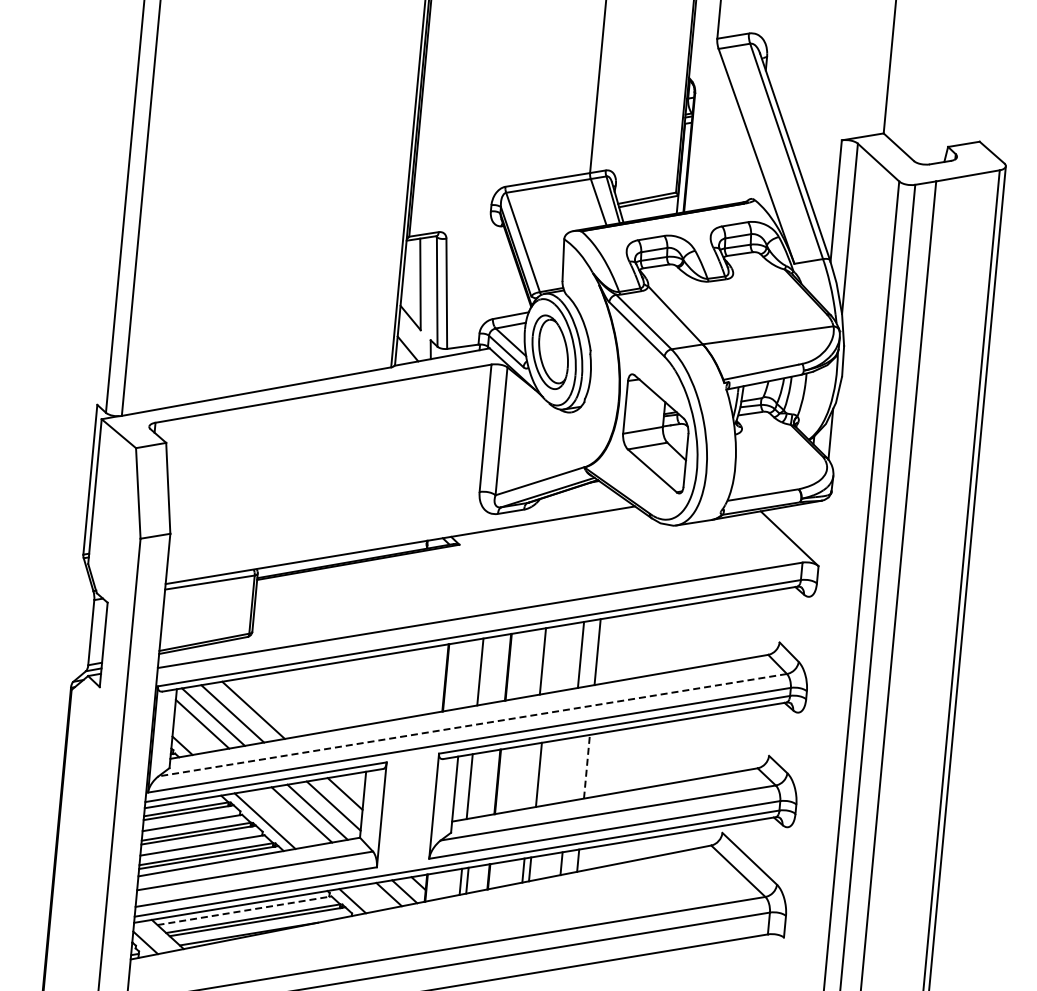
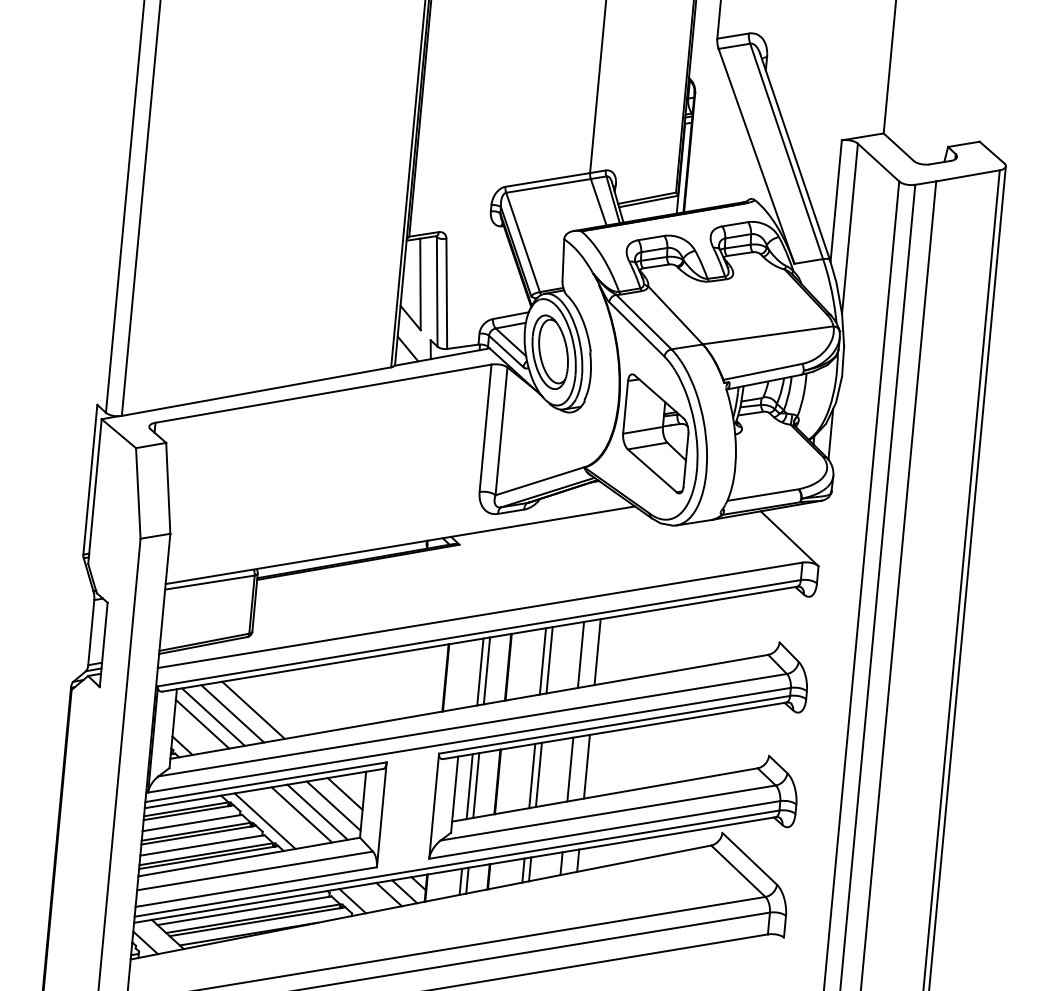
line: none -> present (549, 660)
line: none -> present (486, 670)
line: dashed -> solid (472, 725)
line: dashed -> solid (586, 766)
line: none -> present (570, 769)
line: none -> present (532, 775)
line: none -> present (476, 785)
line: dashed -> solid (245, 910)
